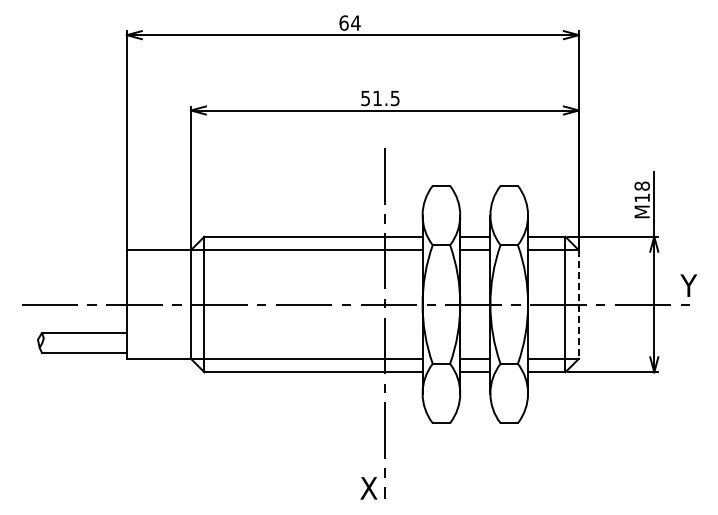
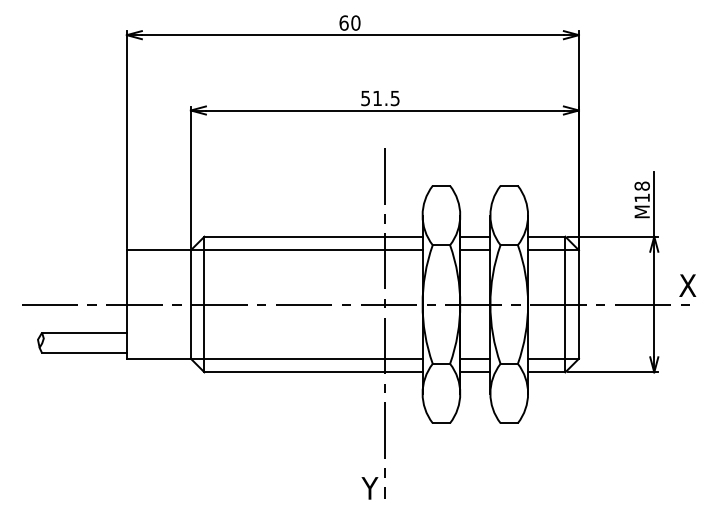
text: 64 -> 60 (355, 22)
text: Y -> X (688, 285)
line: dashed -> solid (578, 305)
text: X -> Y (369, 488)
